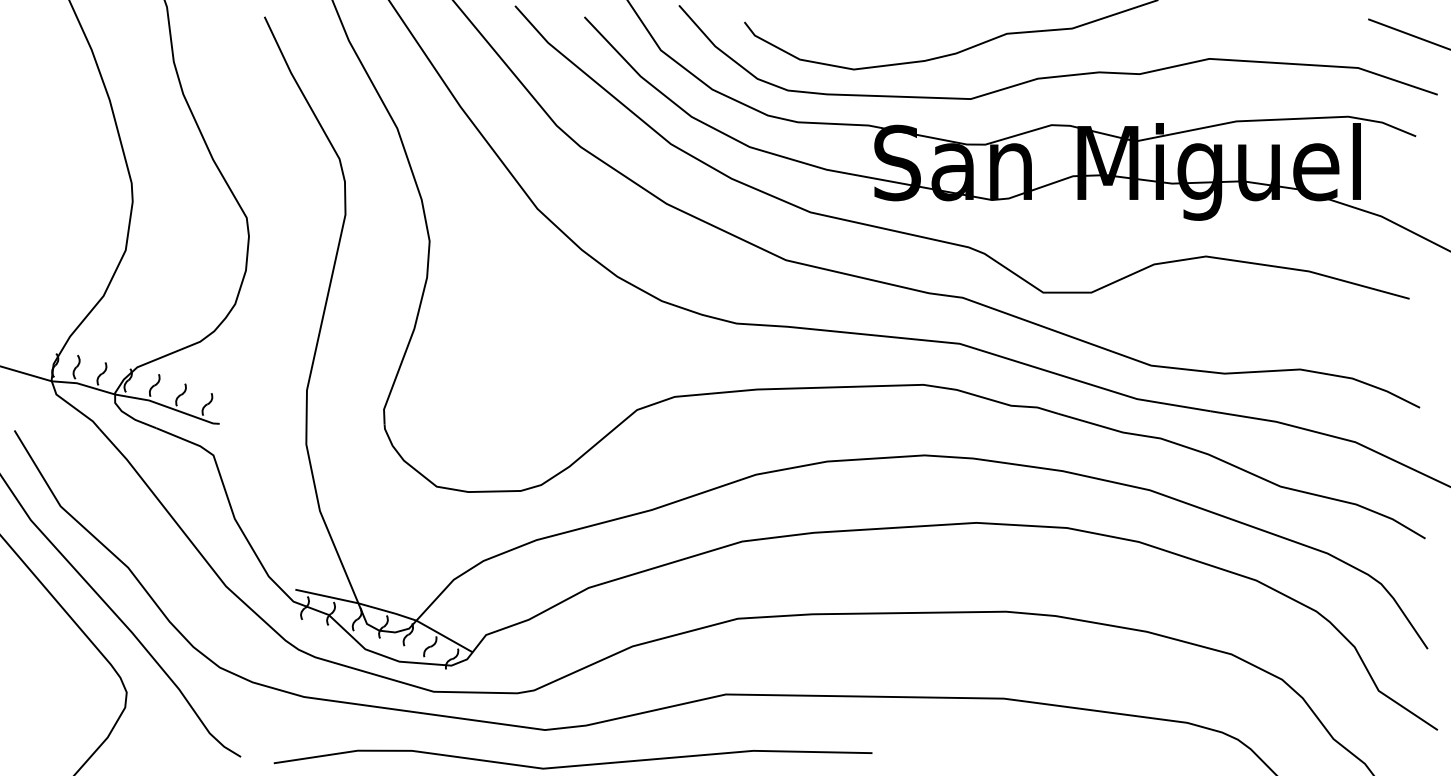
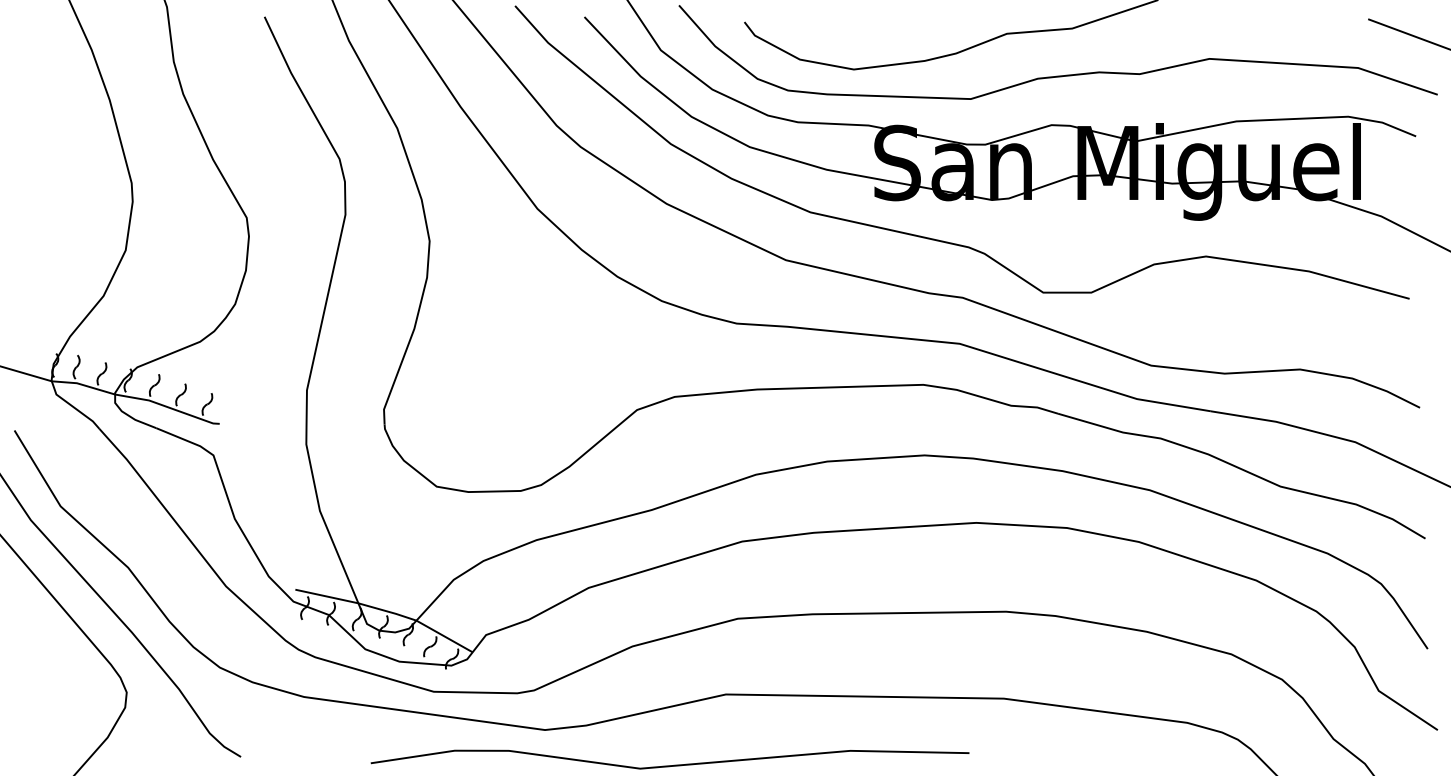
curve position: (572, 765) -> (669, 765) (669, 765)
